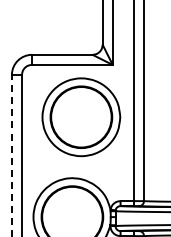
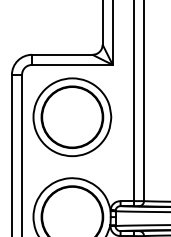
part position: (81, 117) -> (72, 117) (72, 117)
line: dashed -> solid (11, 155)
